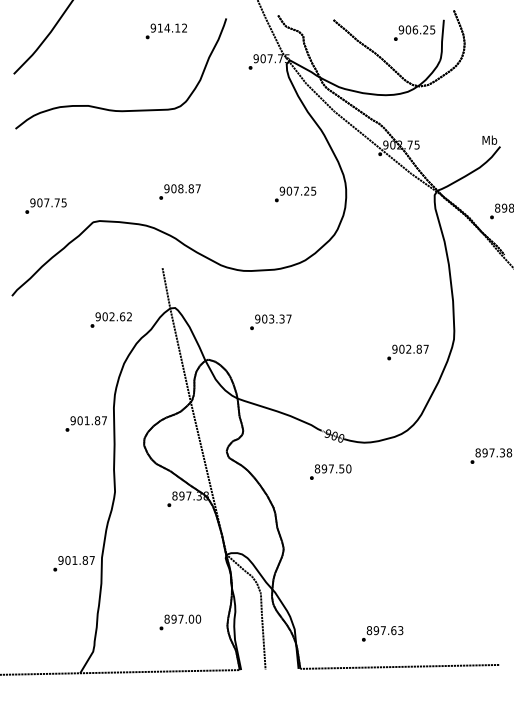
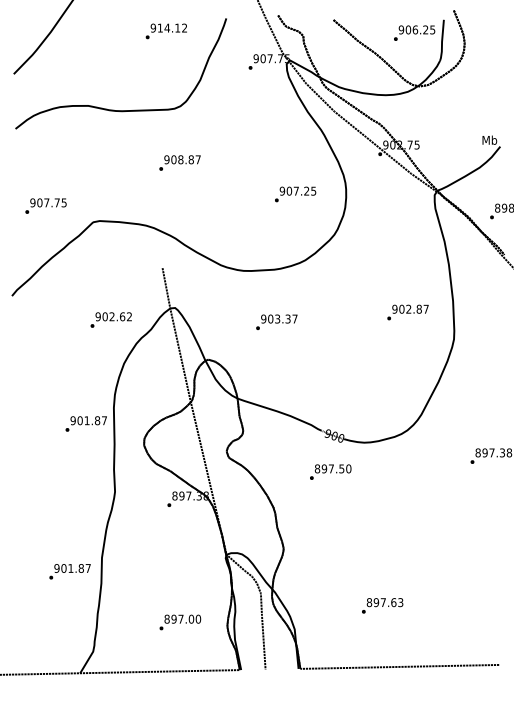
text position: (179, 191) -> (179, 162) (179, 162)
text position: (270, 321) -> (276, 321) (276, 321)
text position: (407, 352) -> (407, 312) (407, 312)
text position: (73, 563) -> (69, 571) (69, 571)
text position: (382, 633) -> (382, 605) (382, 605)
